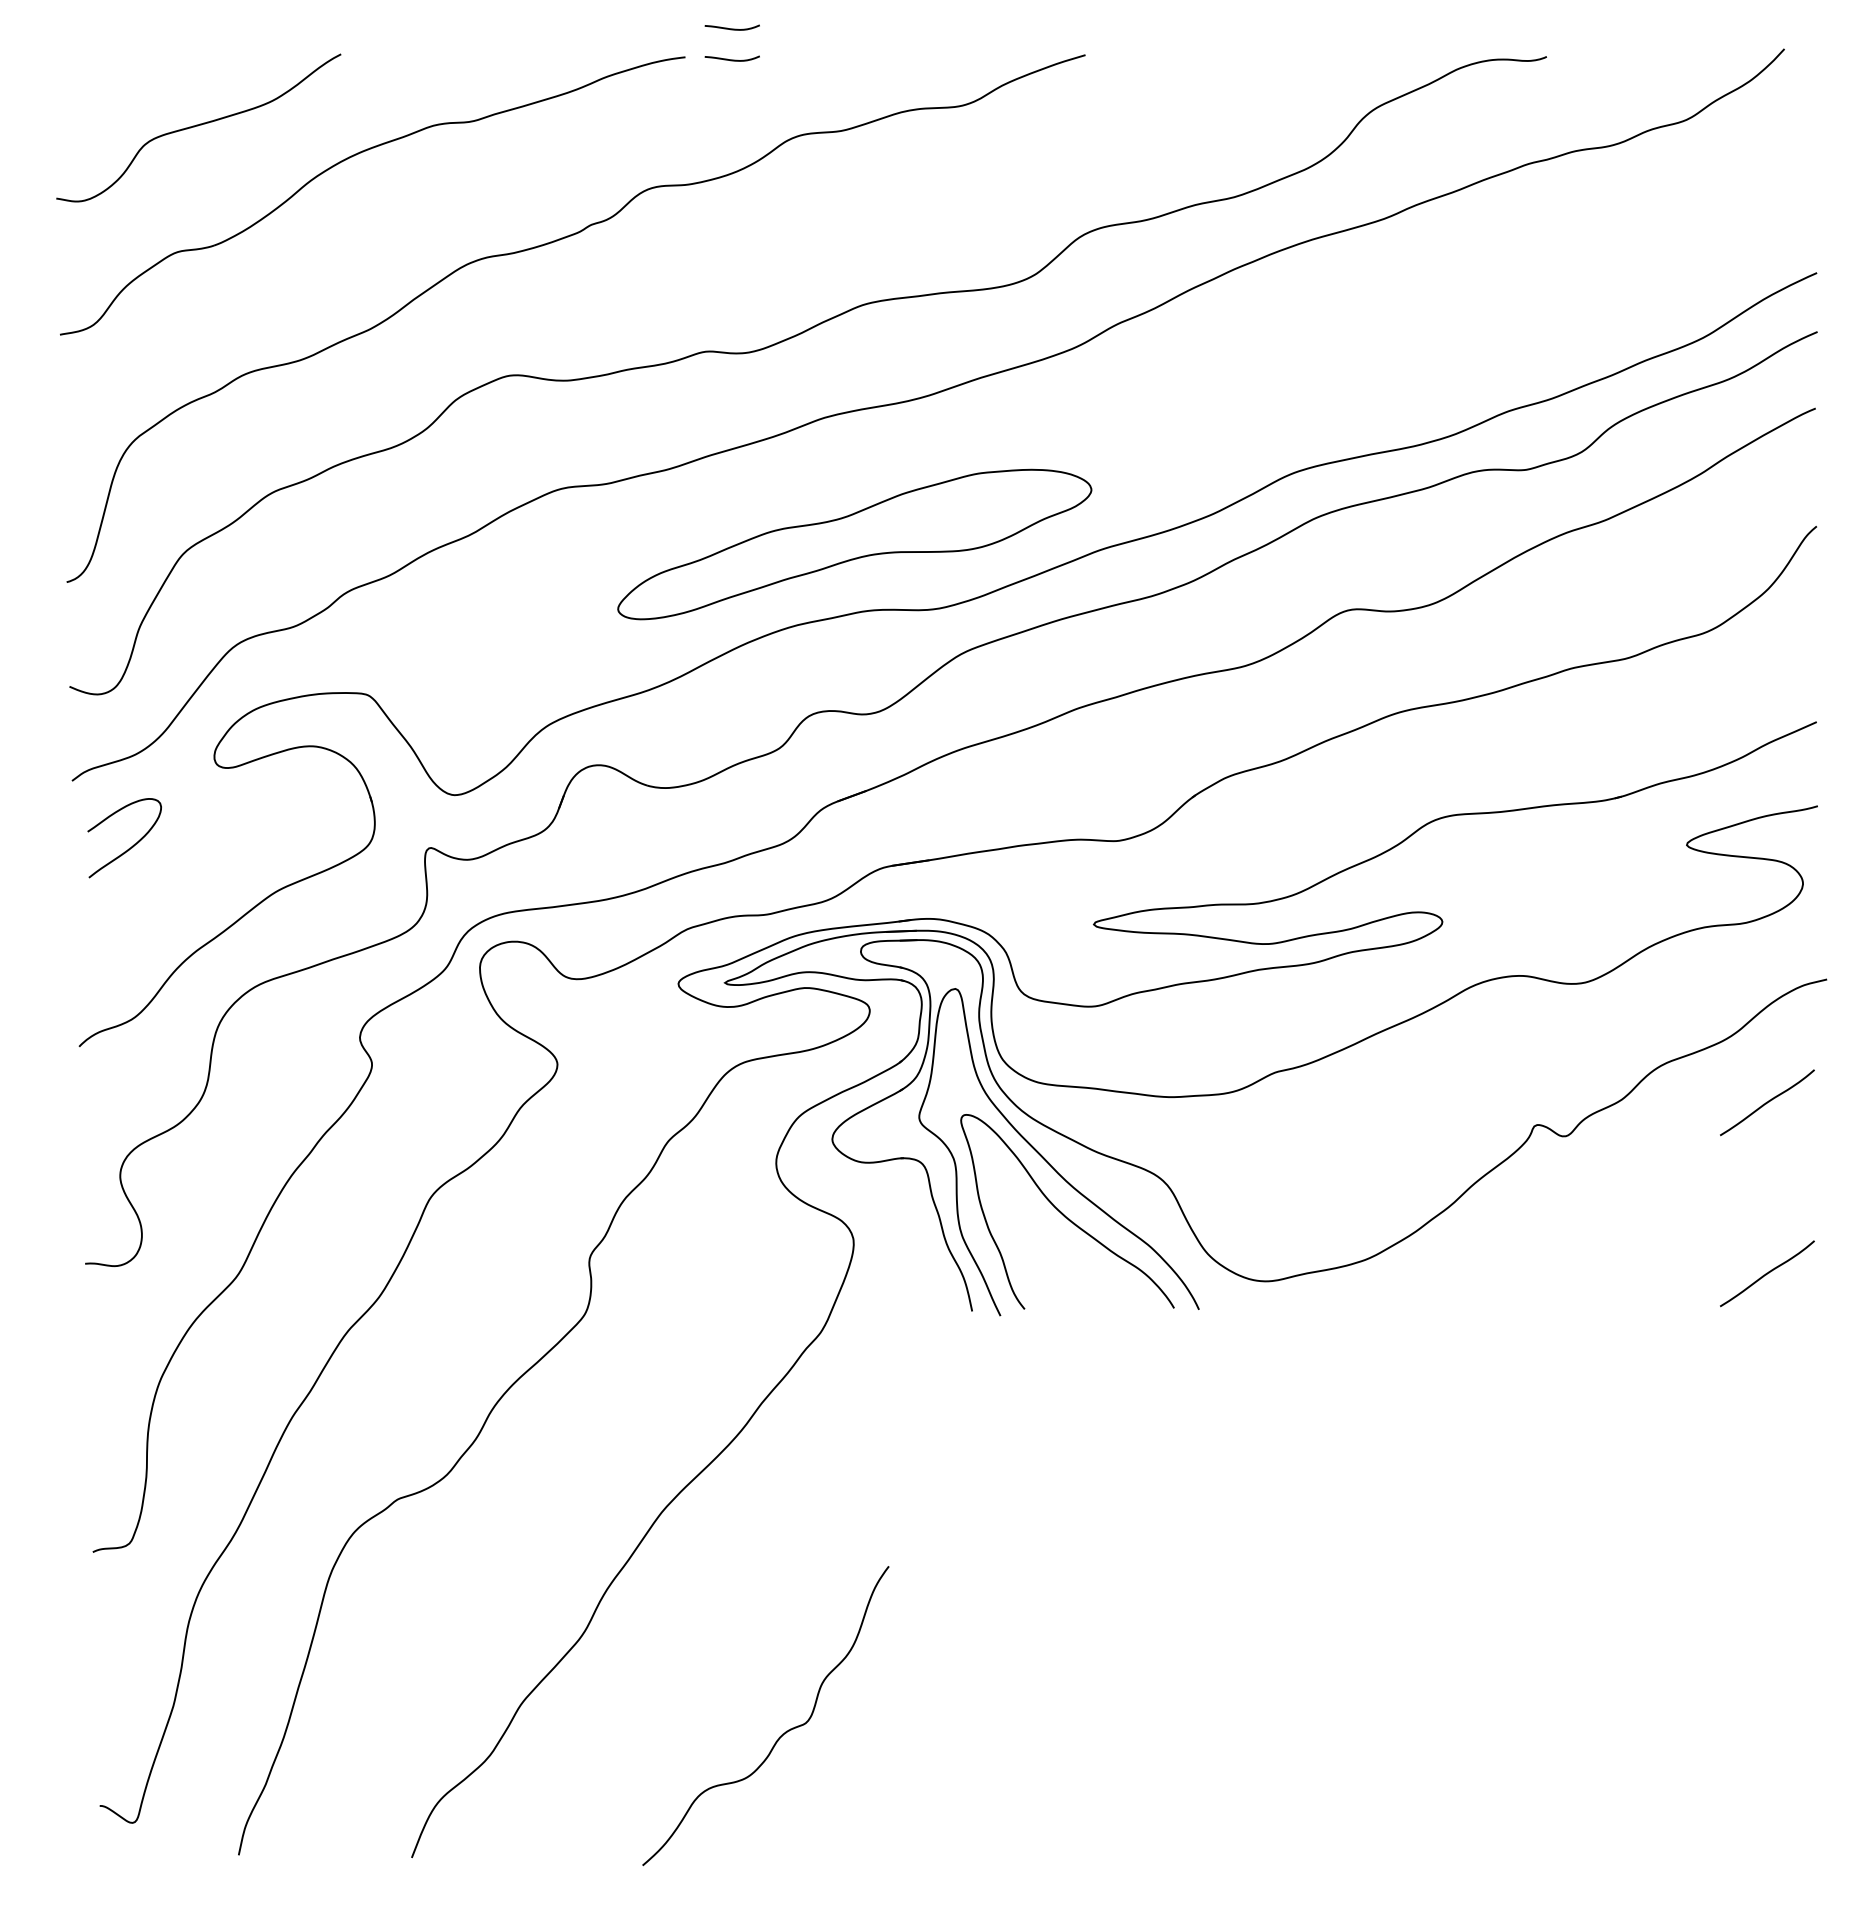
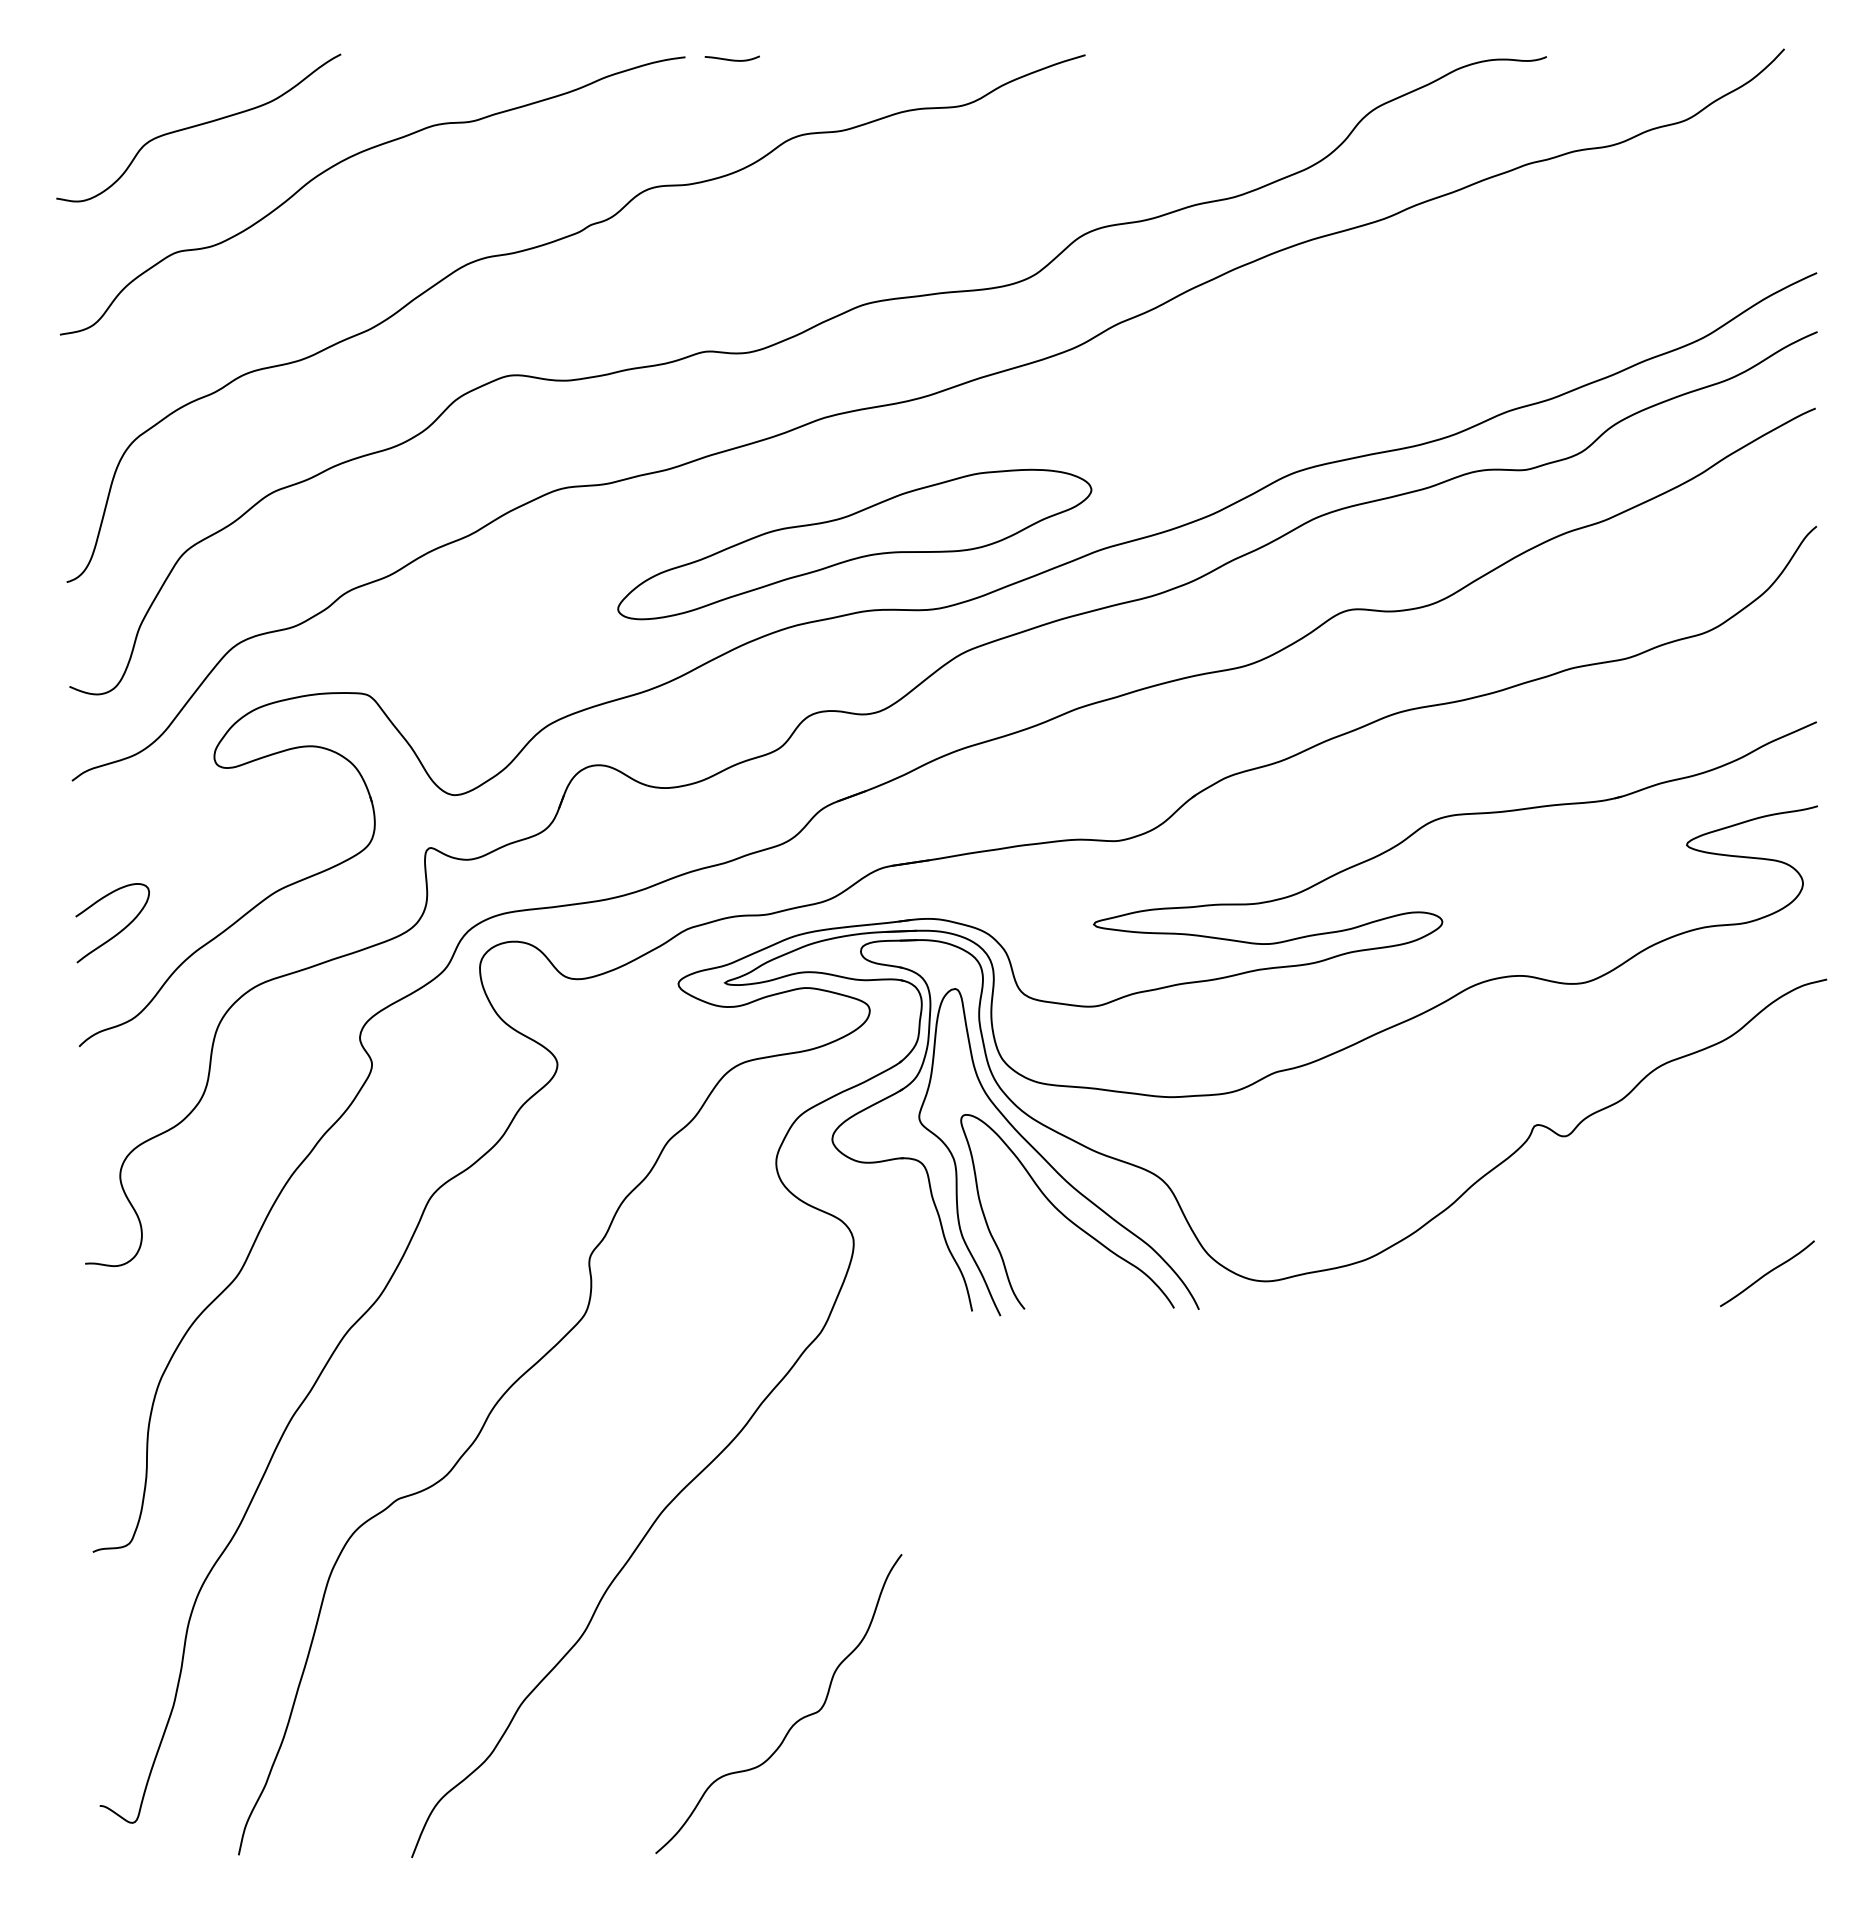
curve: present -> none (731, 28)
curve position: (132, 845) -> (120, 930) (120, 930)
curve: present -> none (1767, 1102)
curve position: (781, 1734) -> (794, 1722) (794, 1722)
